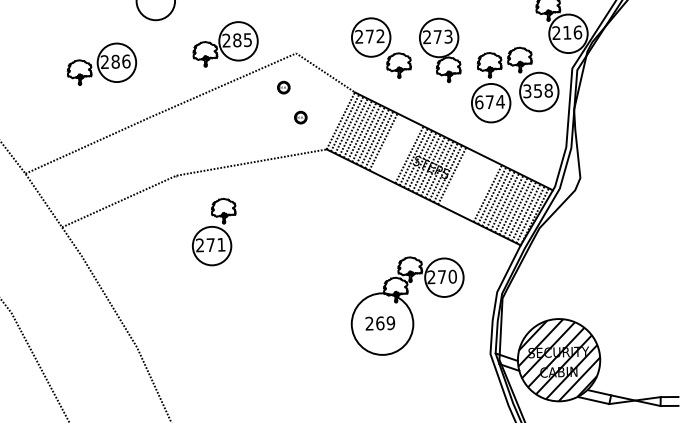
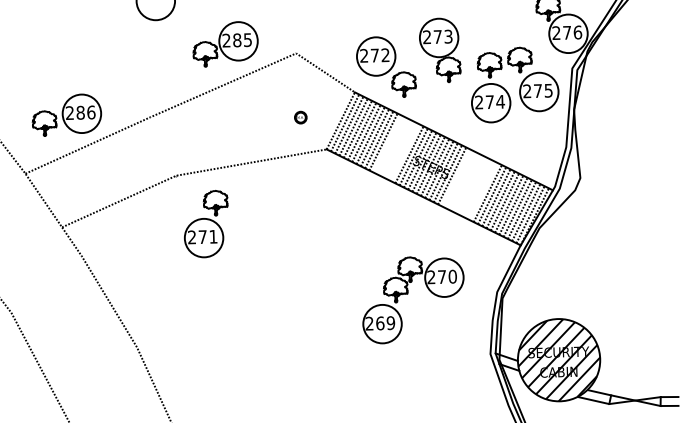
text: 216 -> 276 (567, 32)
part position: (381, 47) -> (386, 66) (386, 66)
part position: (101, 63) -> (66, 114) (66, 114)
part: present -> none (283, 87)
text: 358 -> 275 (537, 90)
text: 674 -> 274 (479, 102)
part position: (214, 232) -> (206, 224) (206, 224)
circle diameter: 62 px -> 38 px (382, 323)
